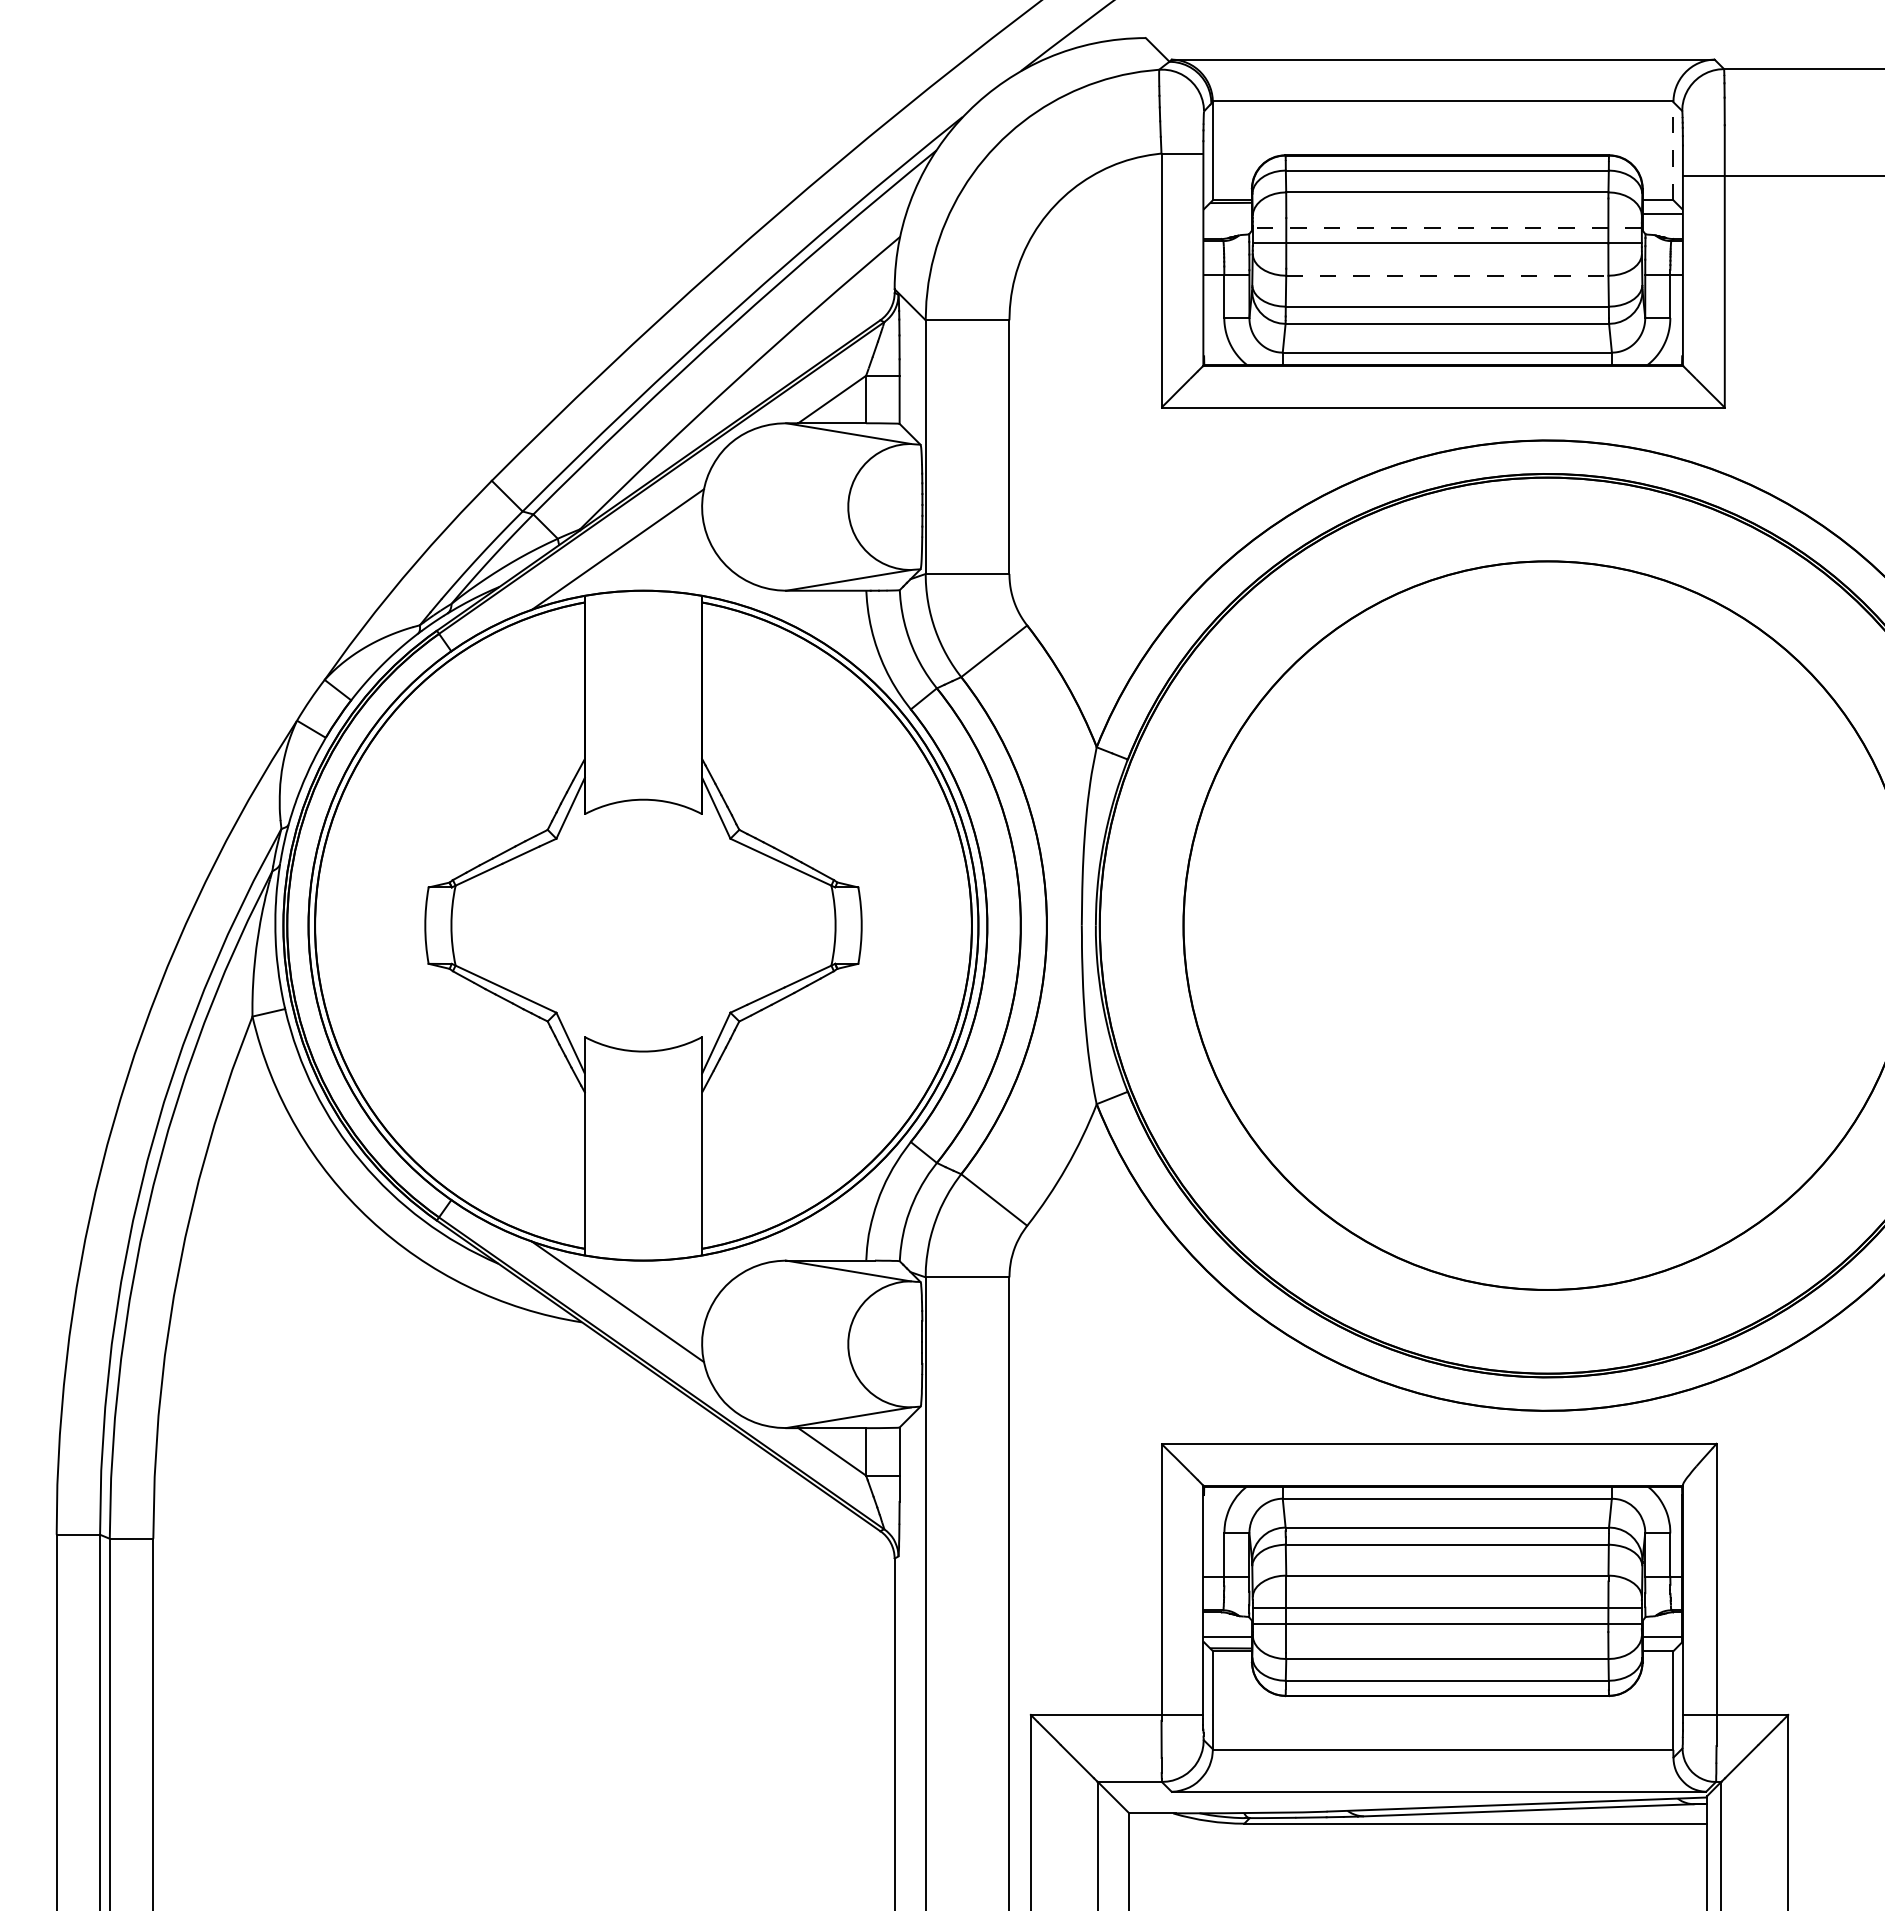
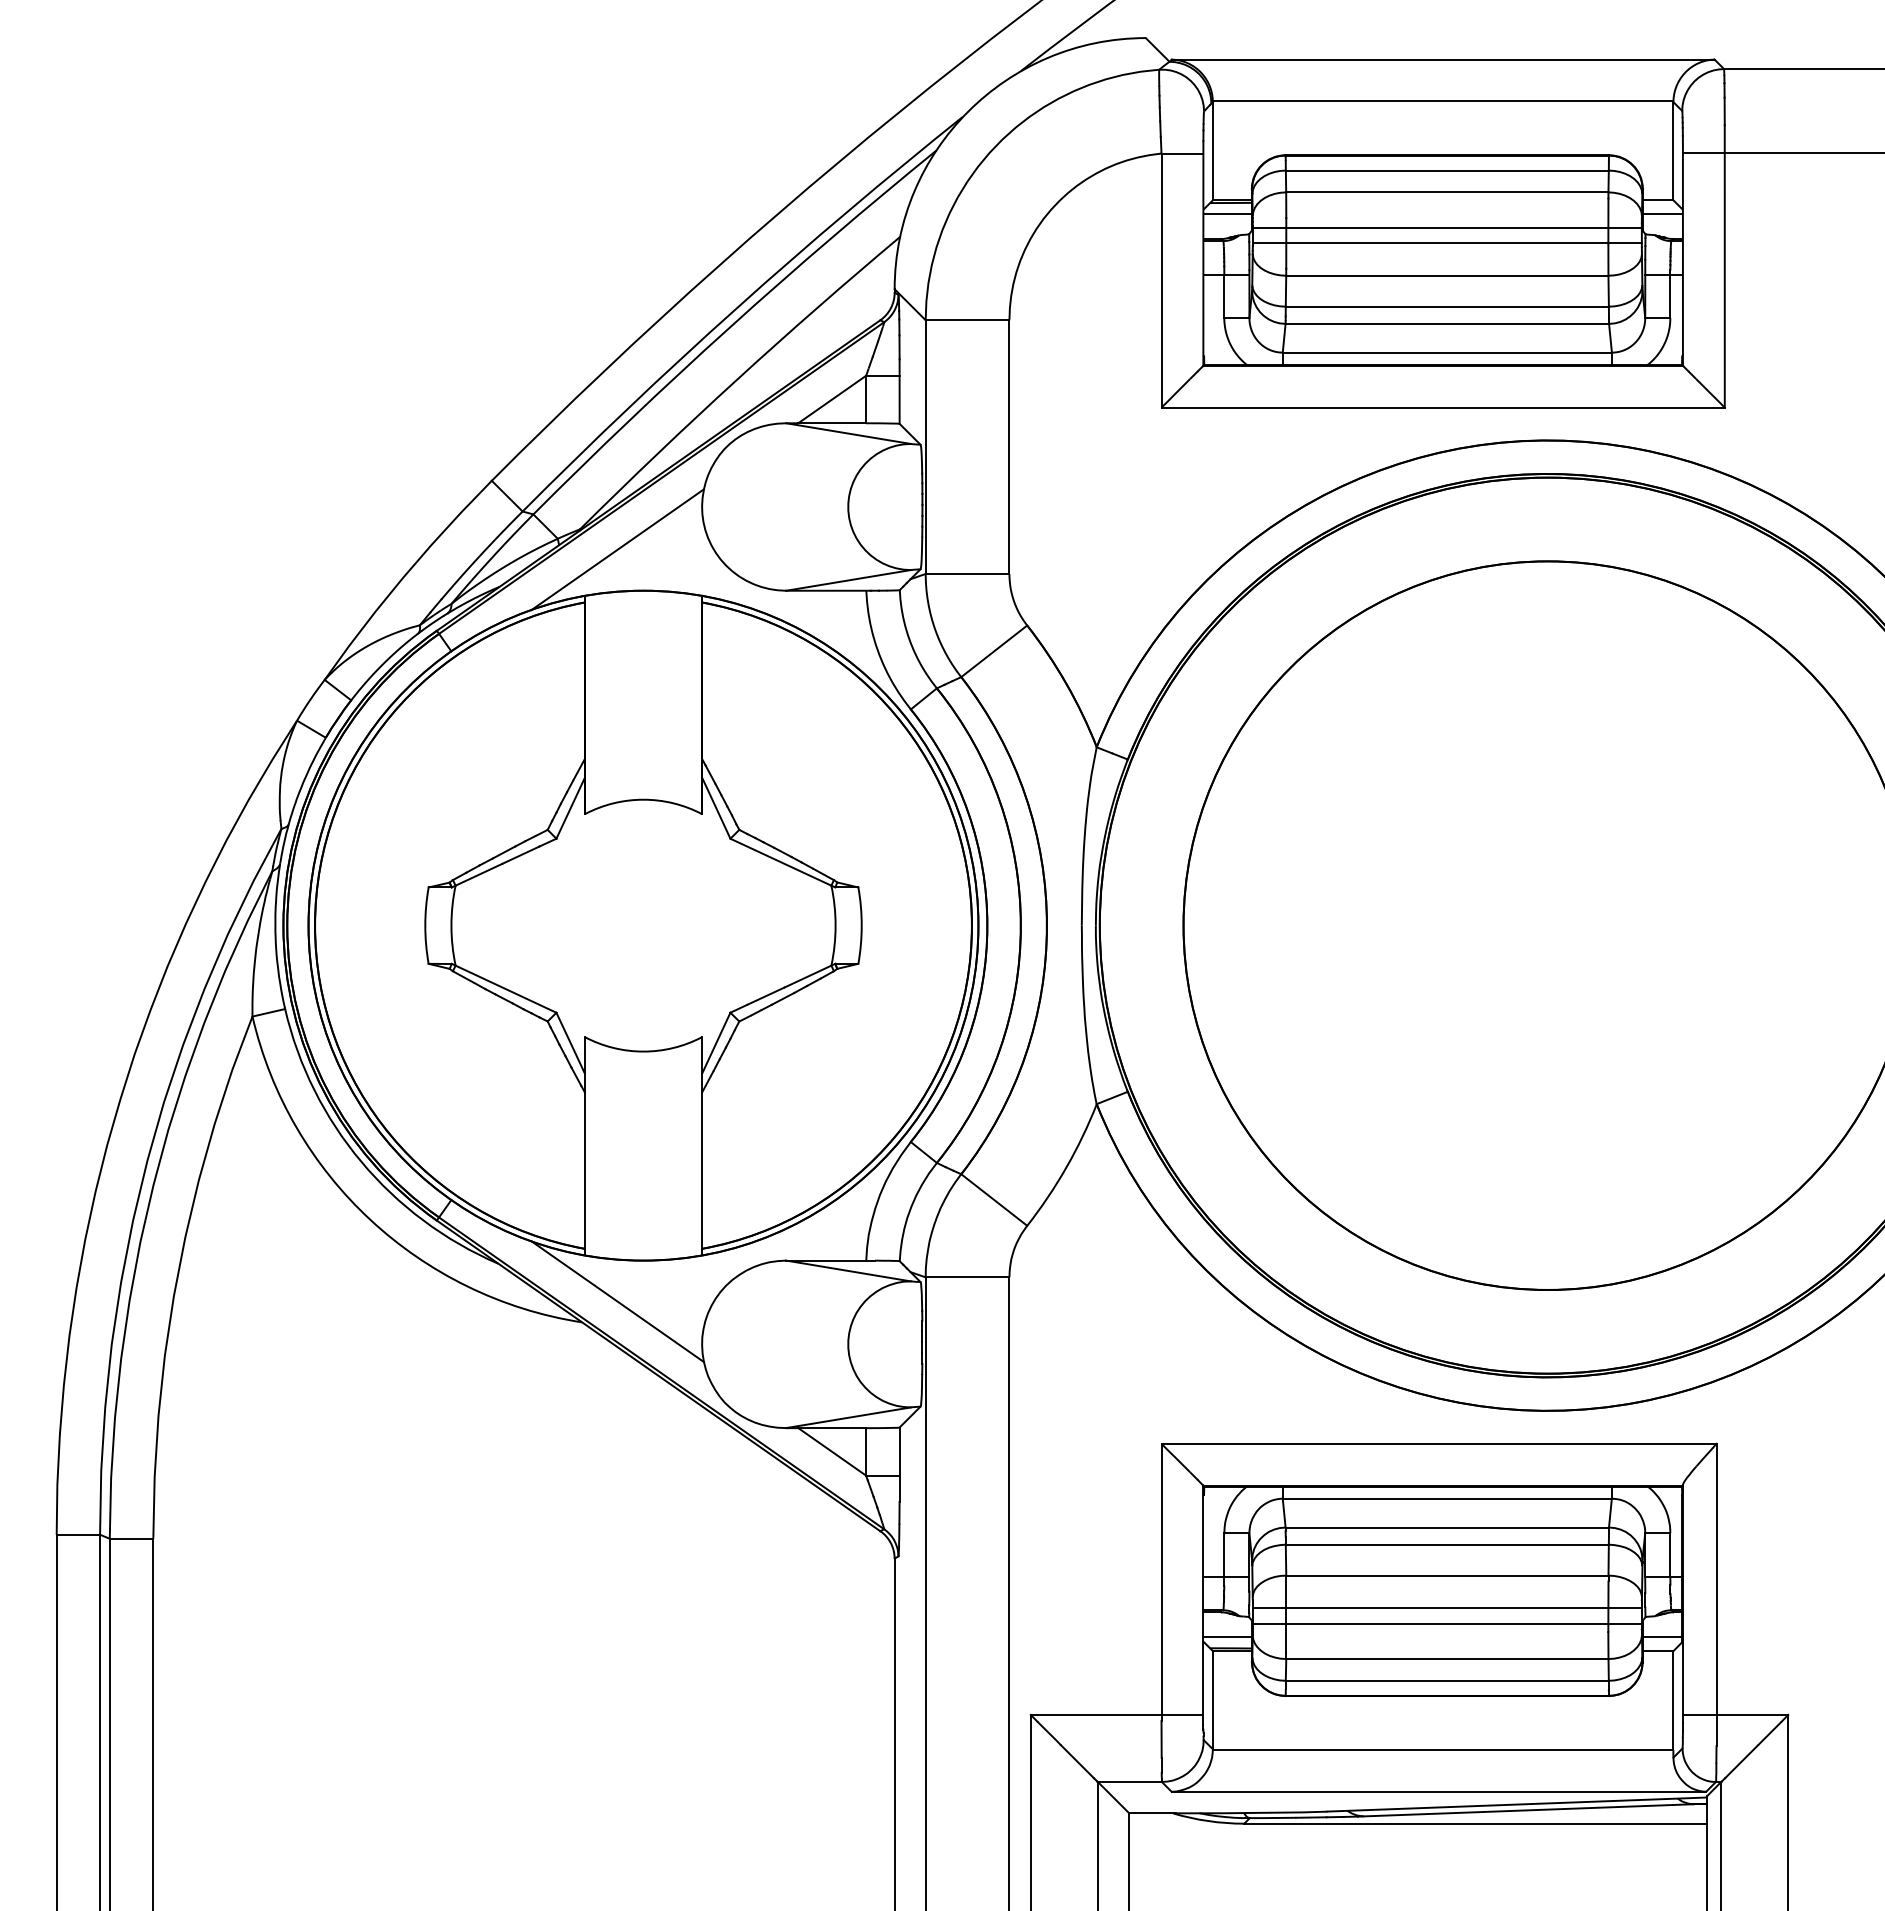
line: dashed -> solid (1673, 150)
line position: (1781, 175) -> (1781, 152) (1781, 152)
line: none -> present (1227, 213)
line: dashed -> solid (1447, 227)
line: dashed -> solid (1447, 275)
